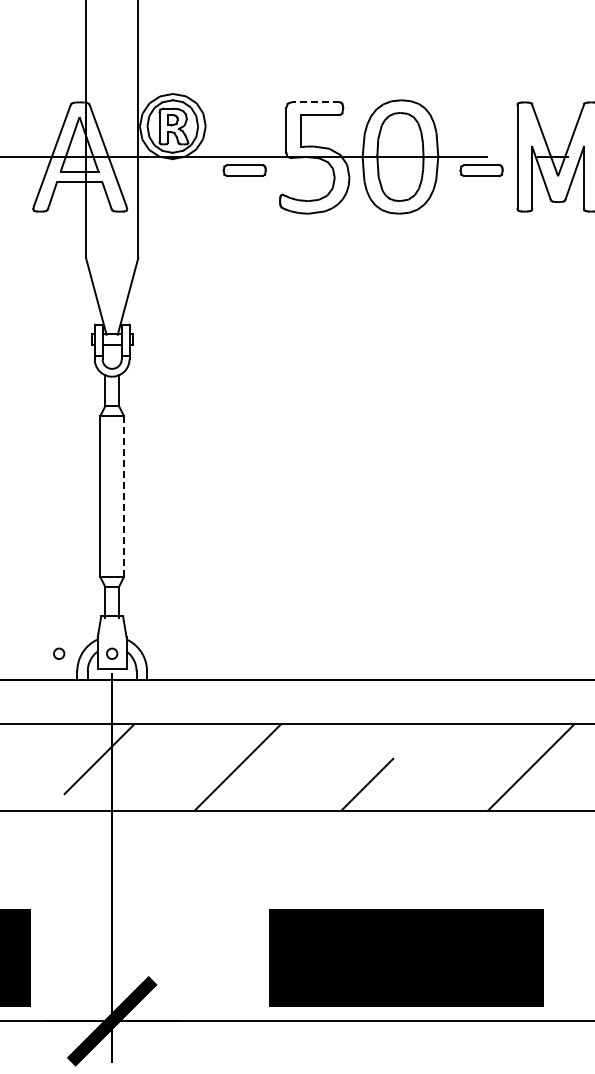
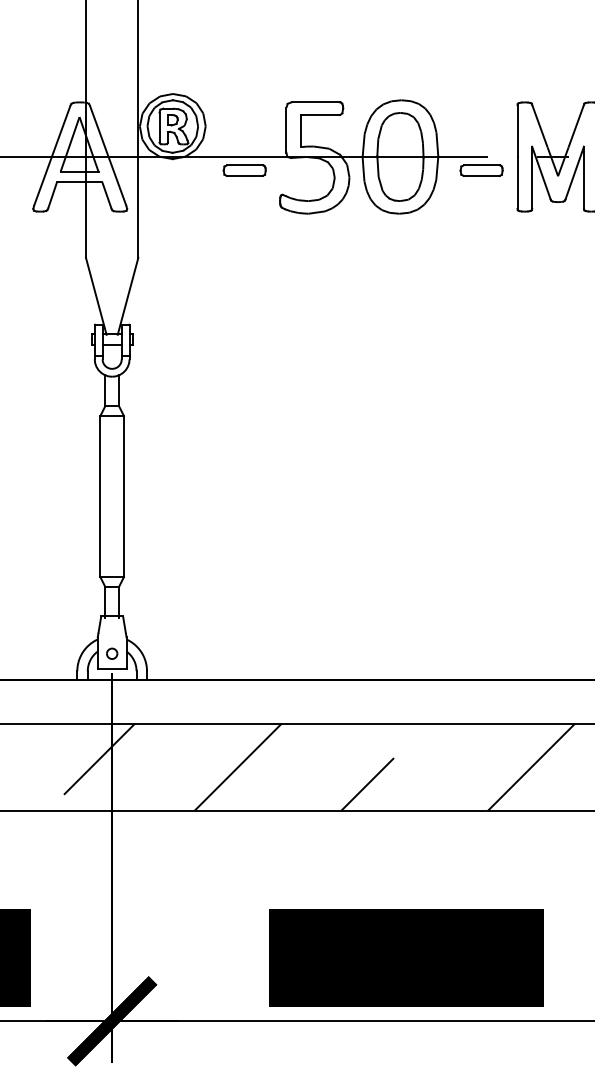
line: dashed -> solid (315, 102)
line: dashed -> solid (123, 496)
part: present -> none (59, 653)
